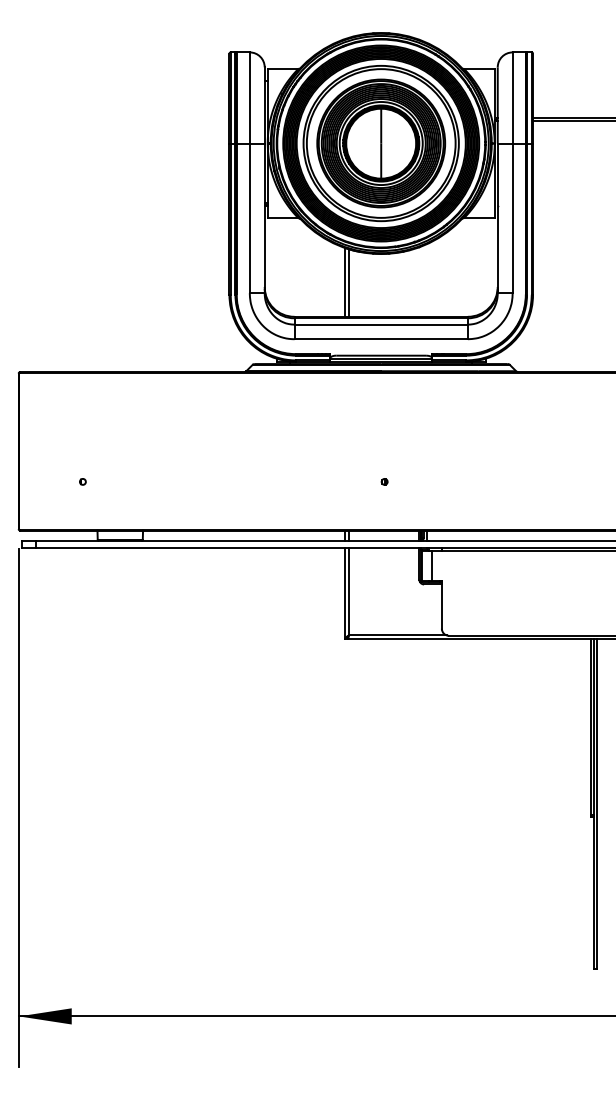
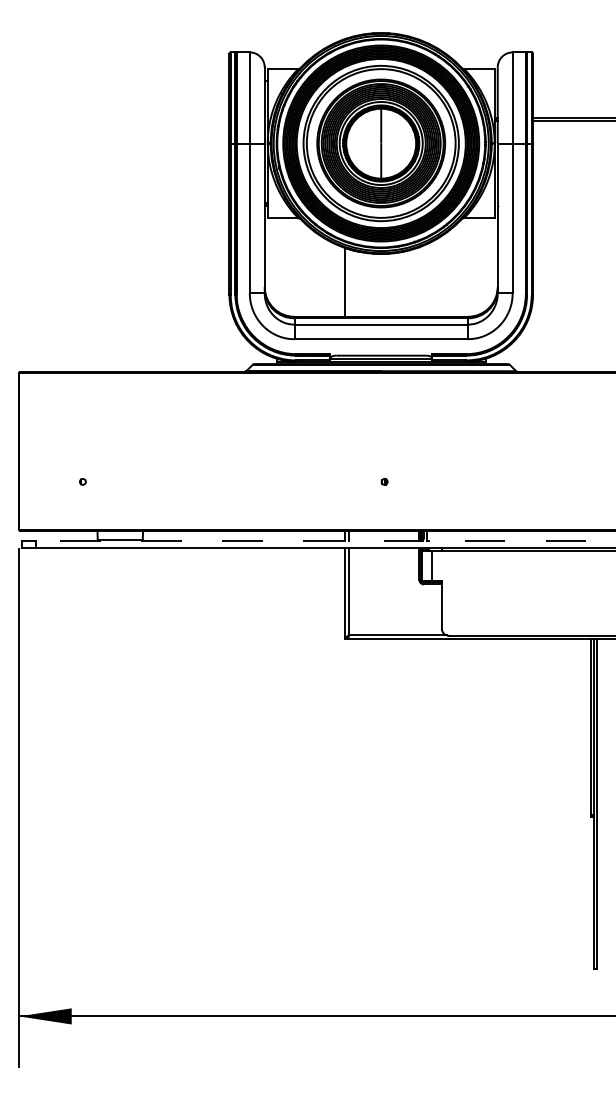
line: present -> none (348, 282)
line: solid -> dashed (325, 541)
